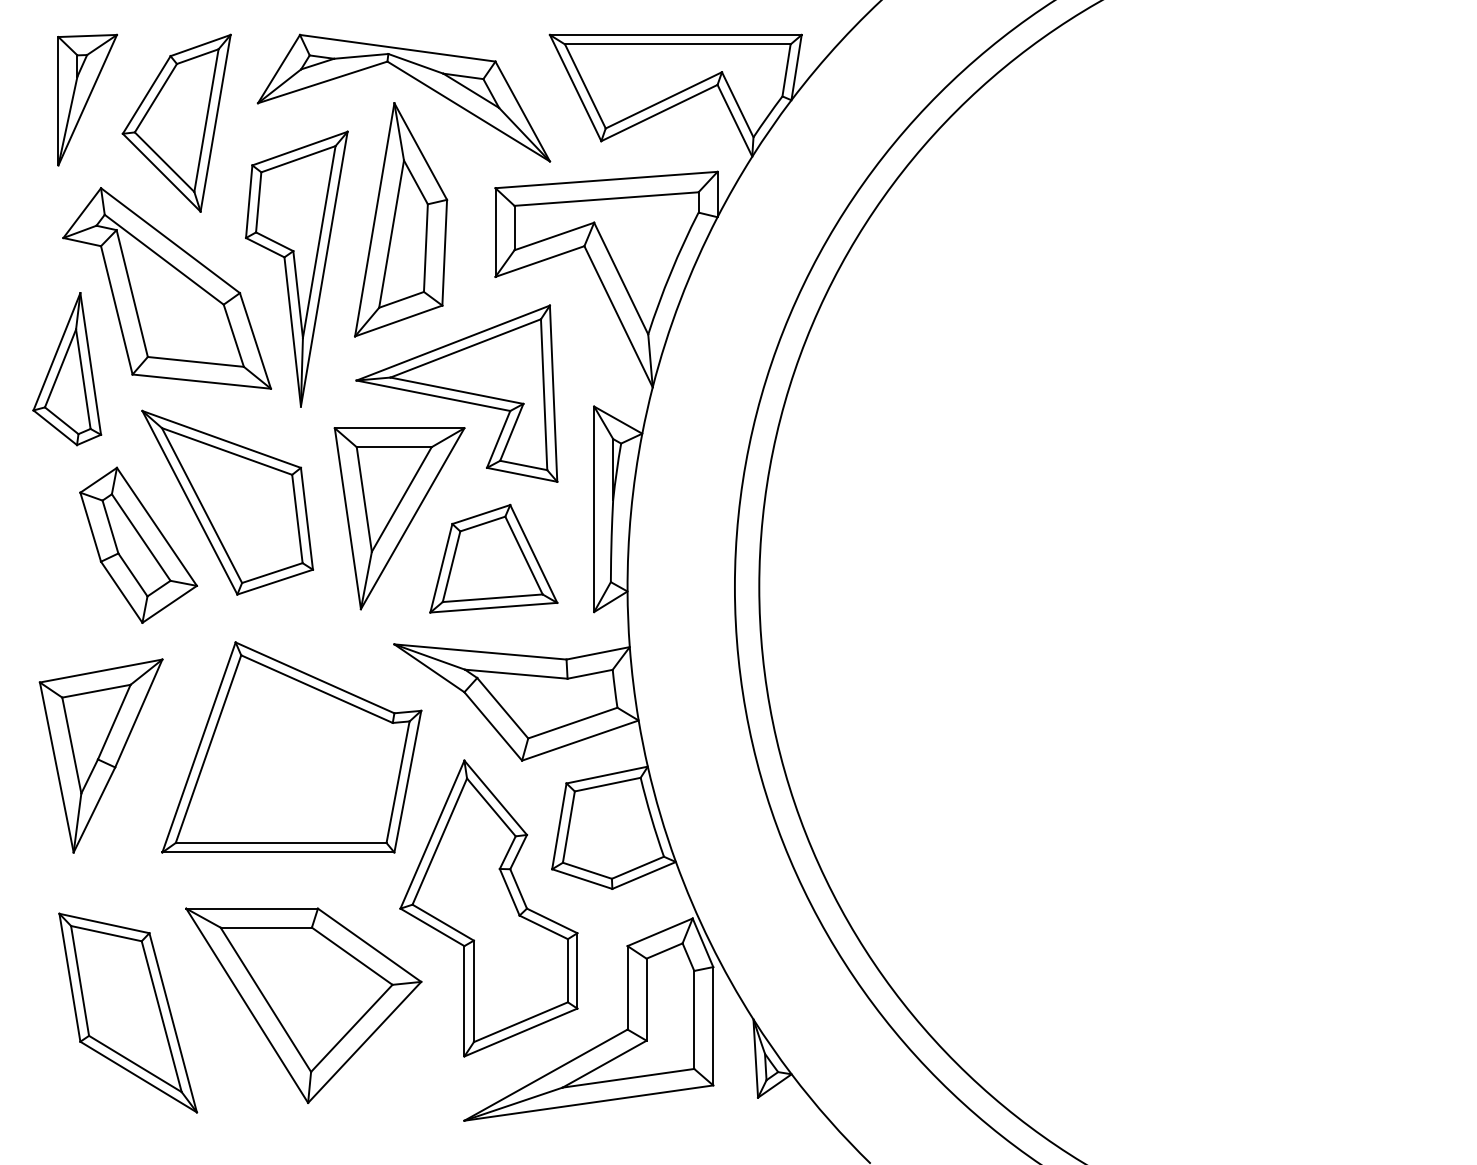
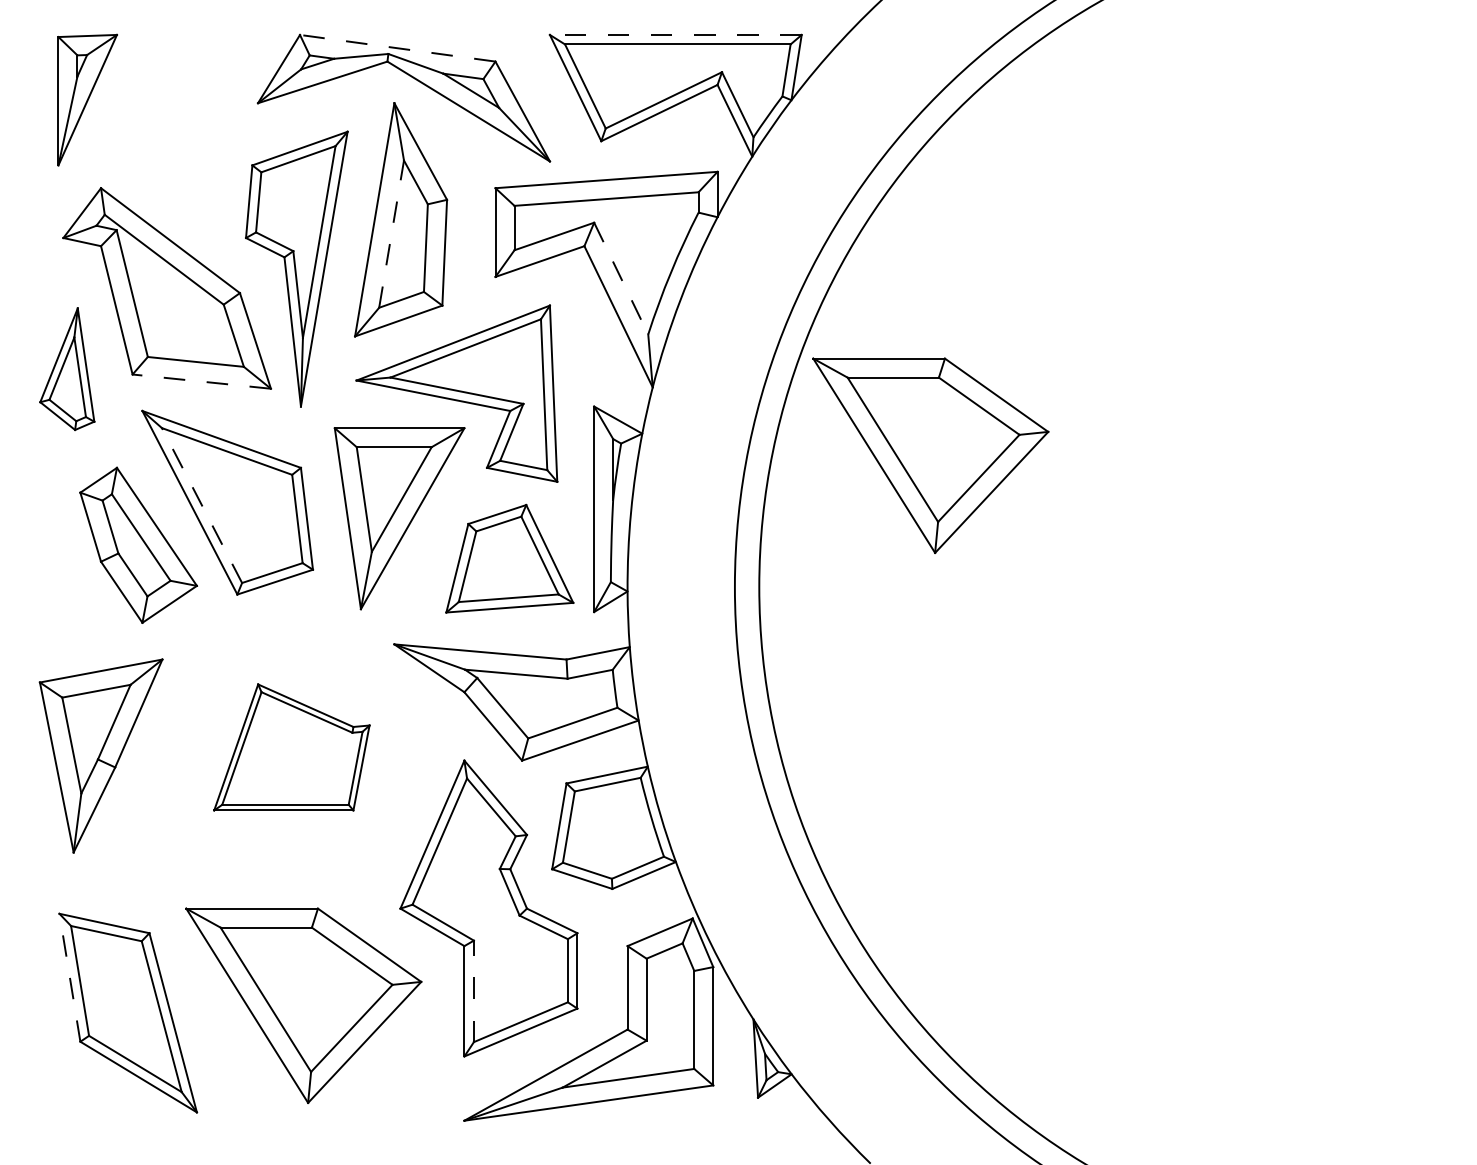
line: solid -> dashed (675, 34)
line: solid -> dashed (397, 48)
part: present -> none (176, 122)
line: solid -> dashed (391, 234)
line: solid -> dashed (621, 279)
part size: 71x155 px -> 57x125 px (67, 369)
line: solid -> dashed (201, 381)
part: none -> present (930, 455)
line: solid -> dashed (201, 505)
part position: (493, 558) -> (509, 558) (509, 558)
part size: 262x213 px -> 158x129 px (291, 747)
line: solid -> dashed (69, 977)
line: solid -> dashed (473, 991)
